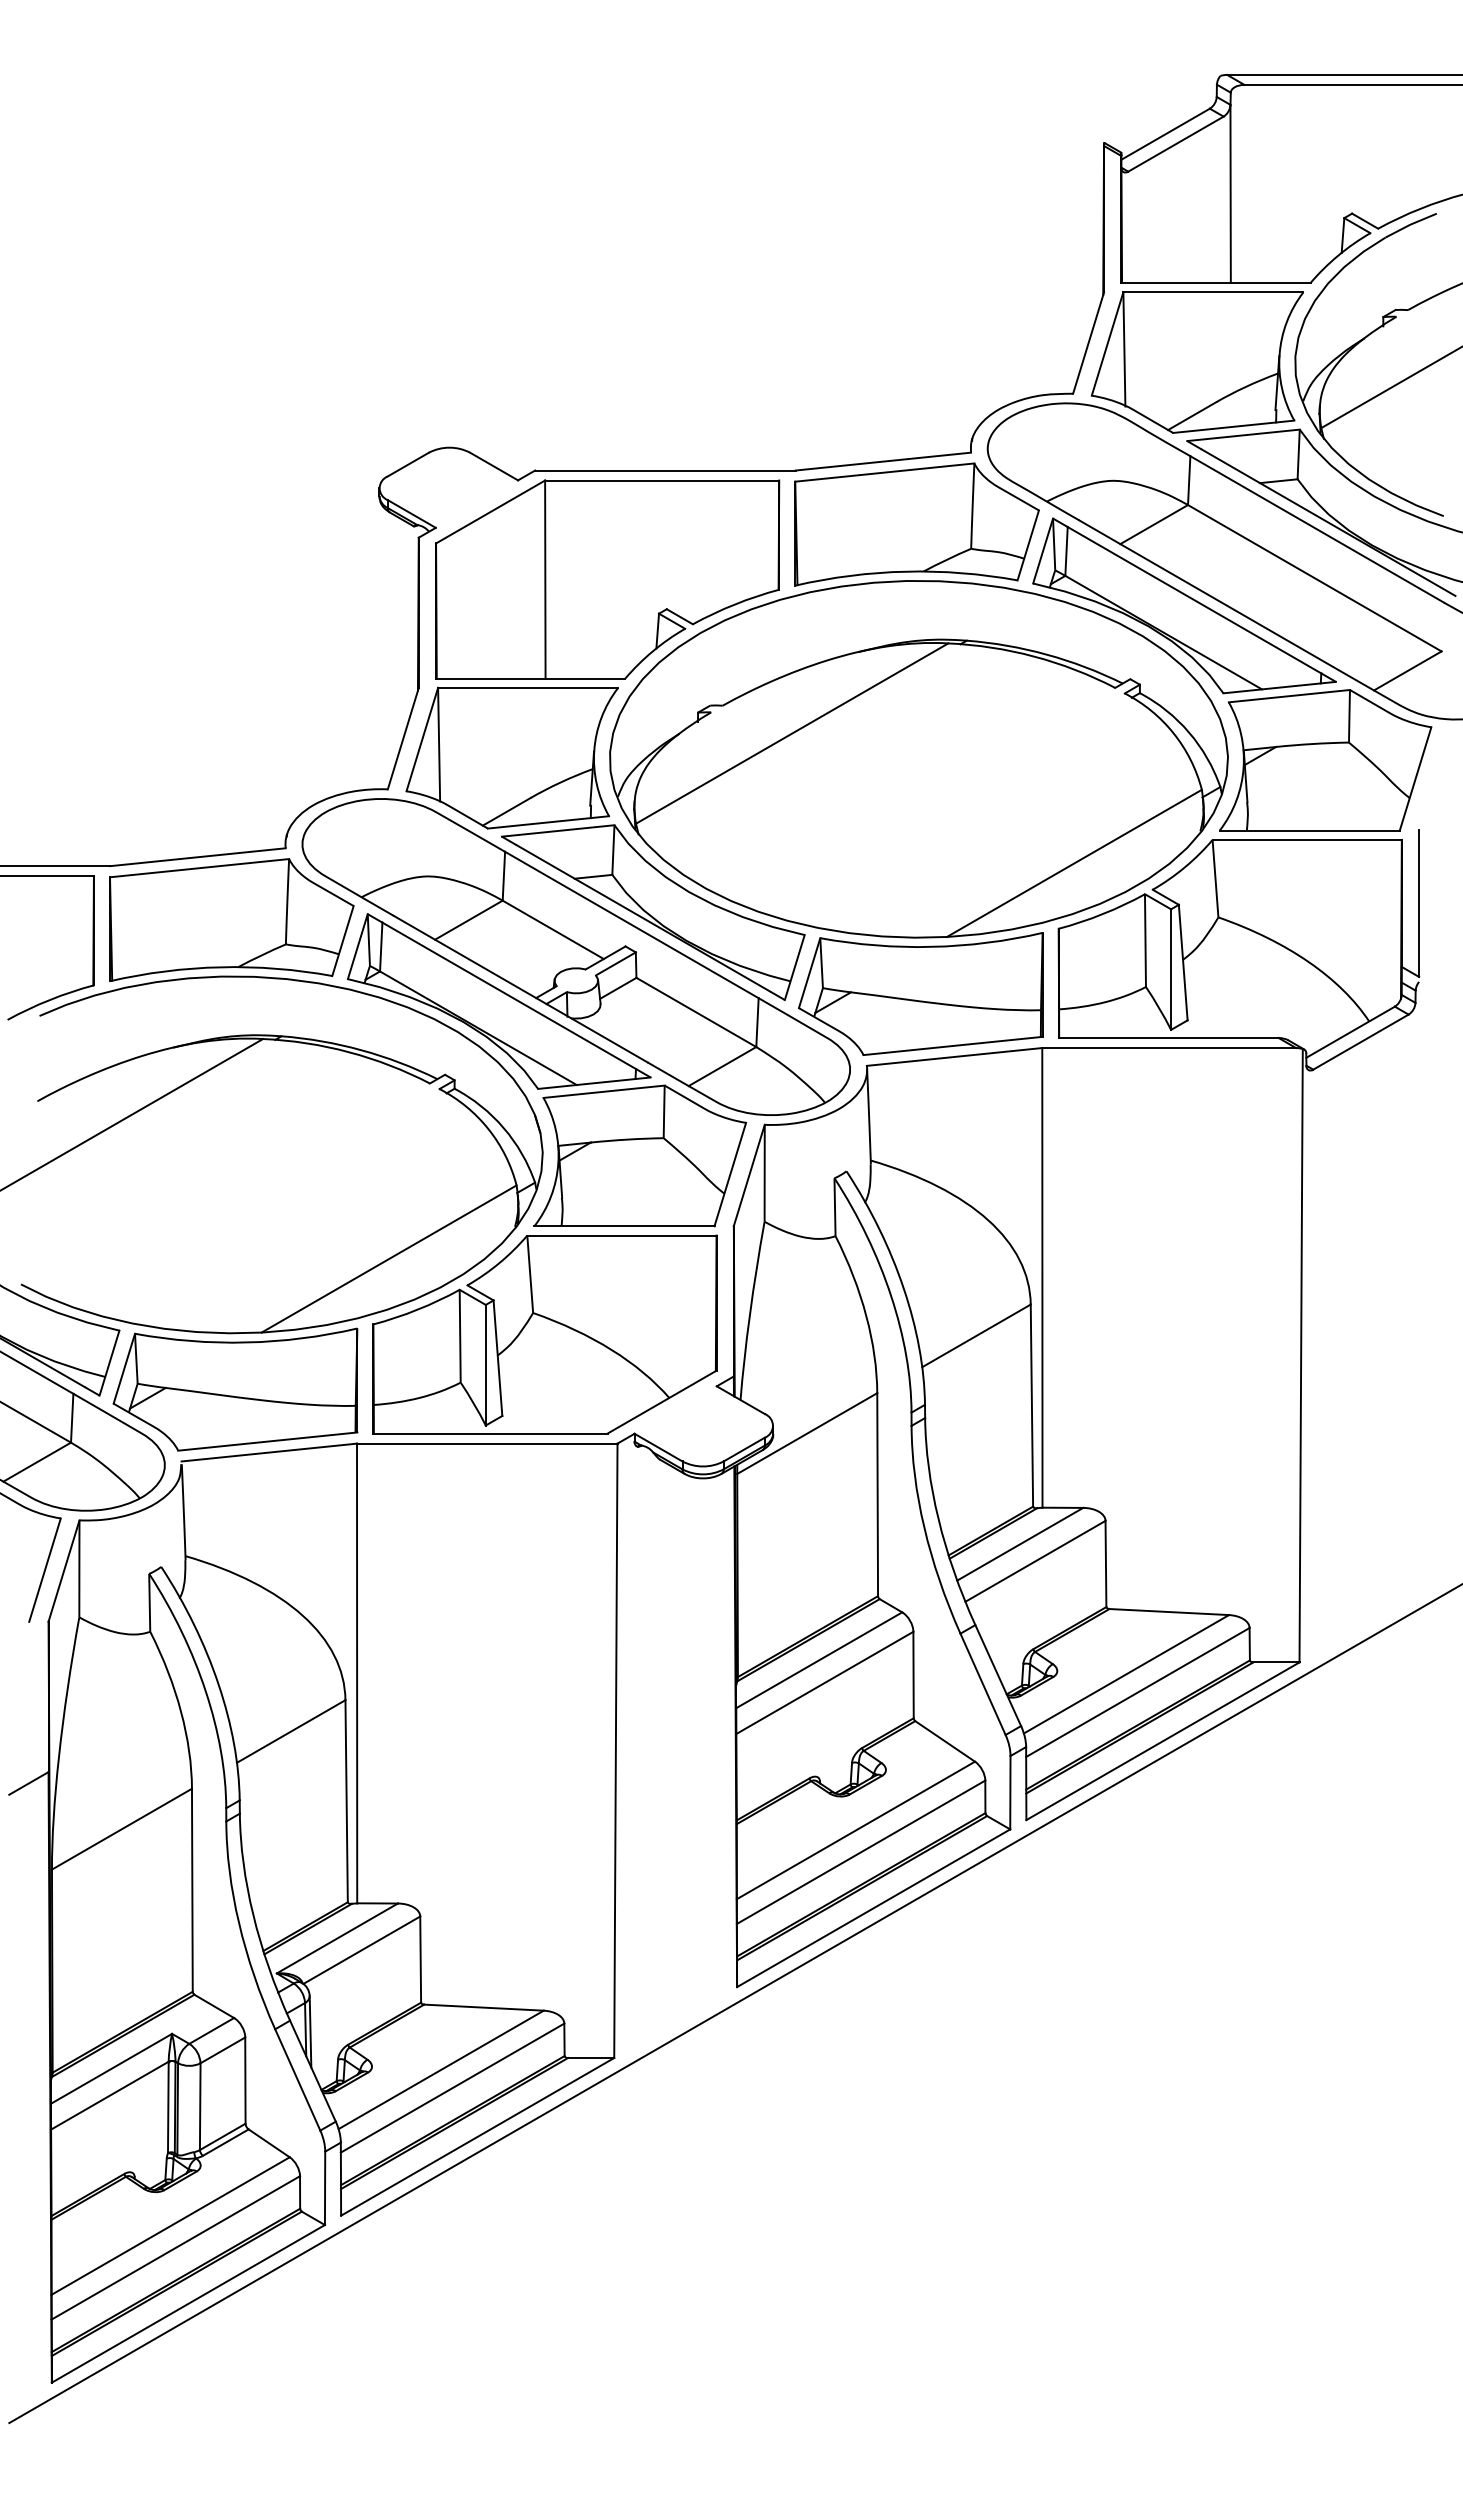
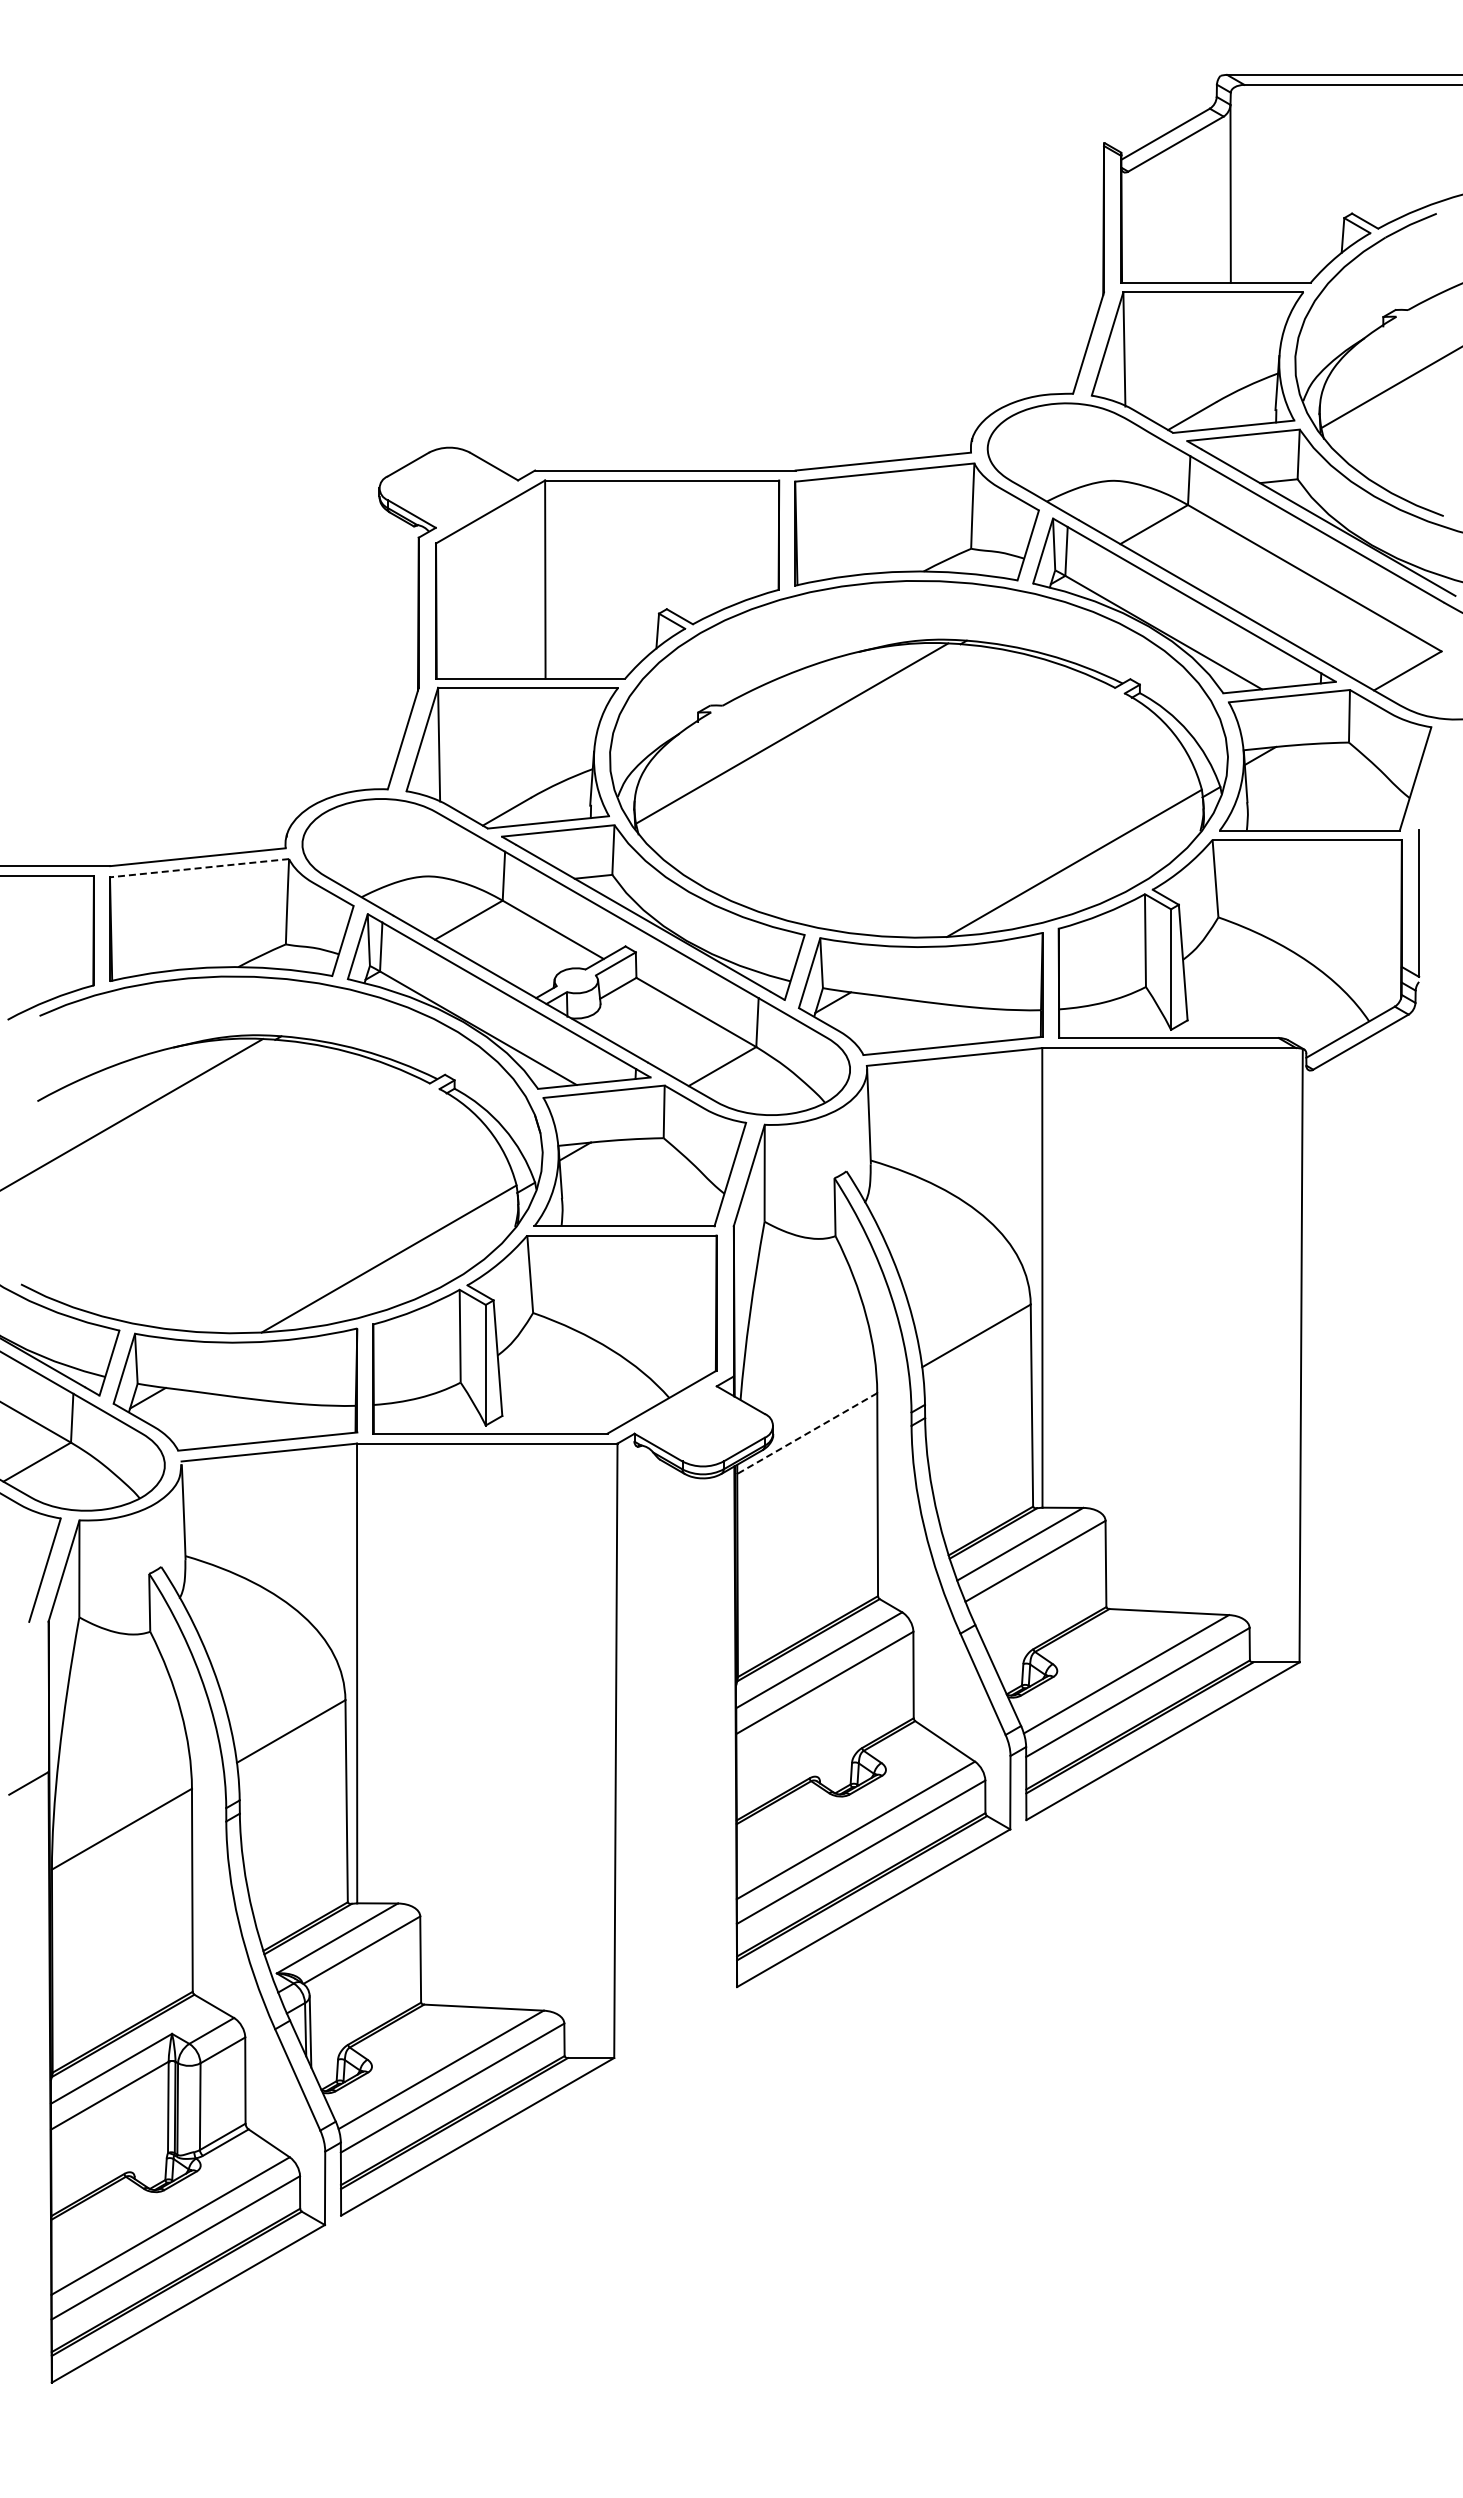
line: solid -> dashed (199, 868)
line: solid -> dashed (807, 1433)
line: present -> none (734, 2004)
